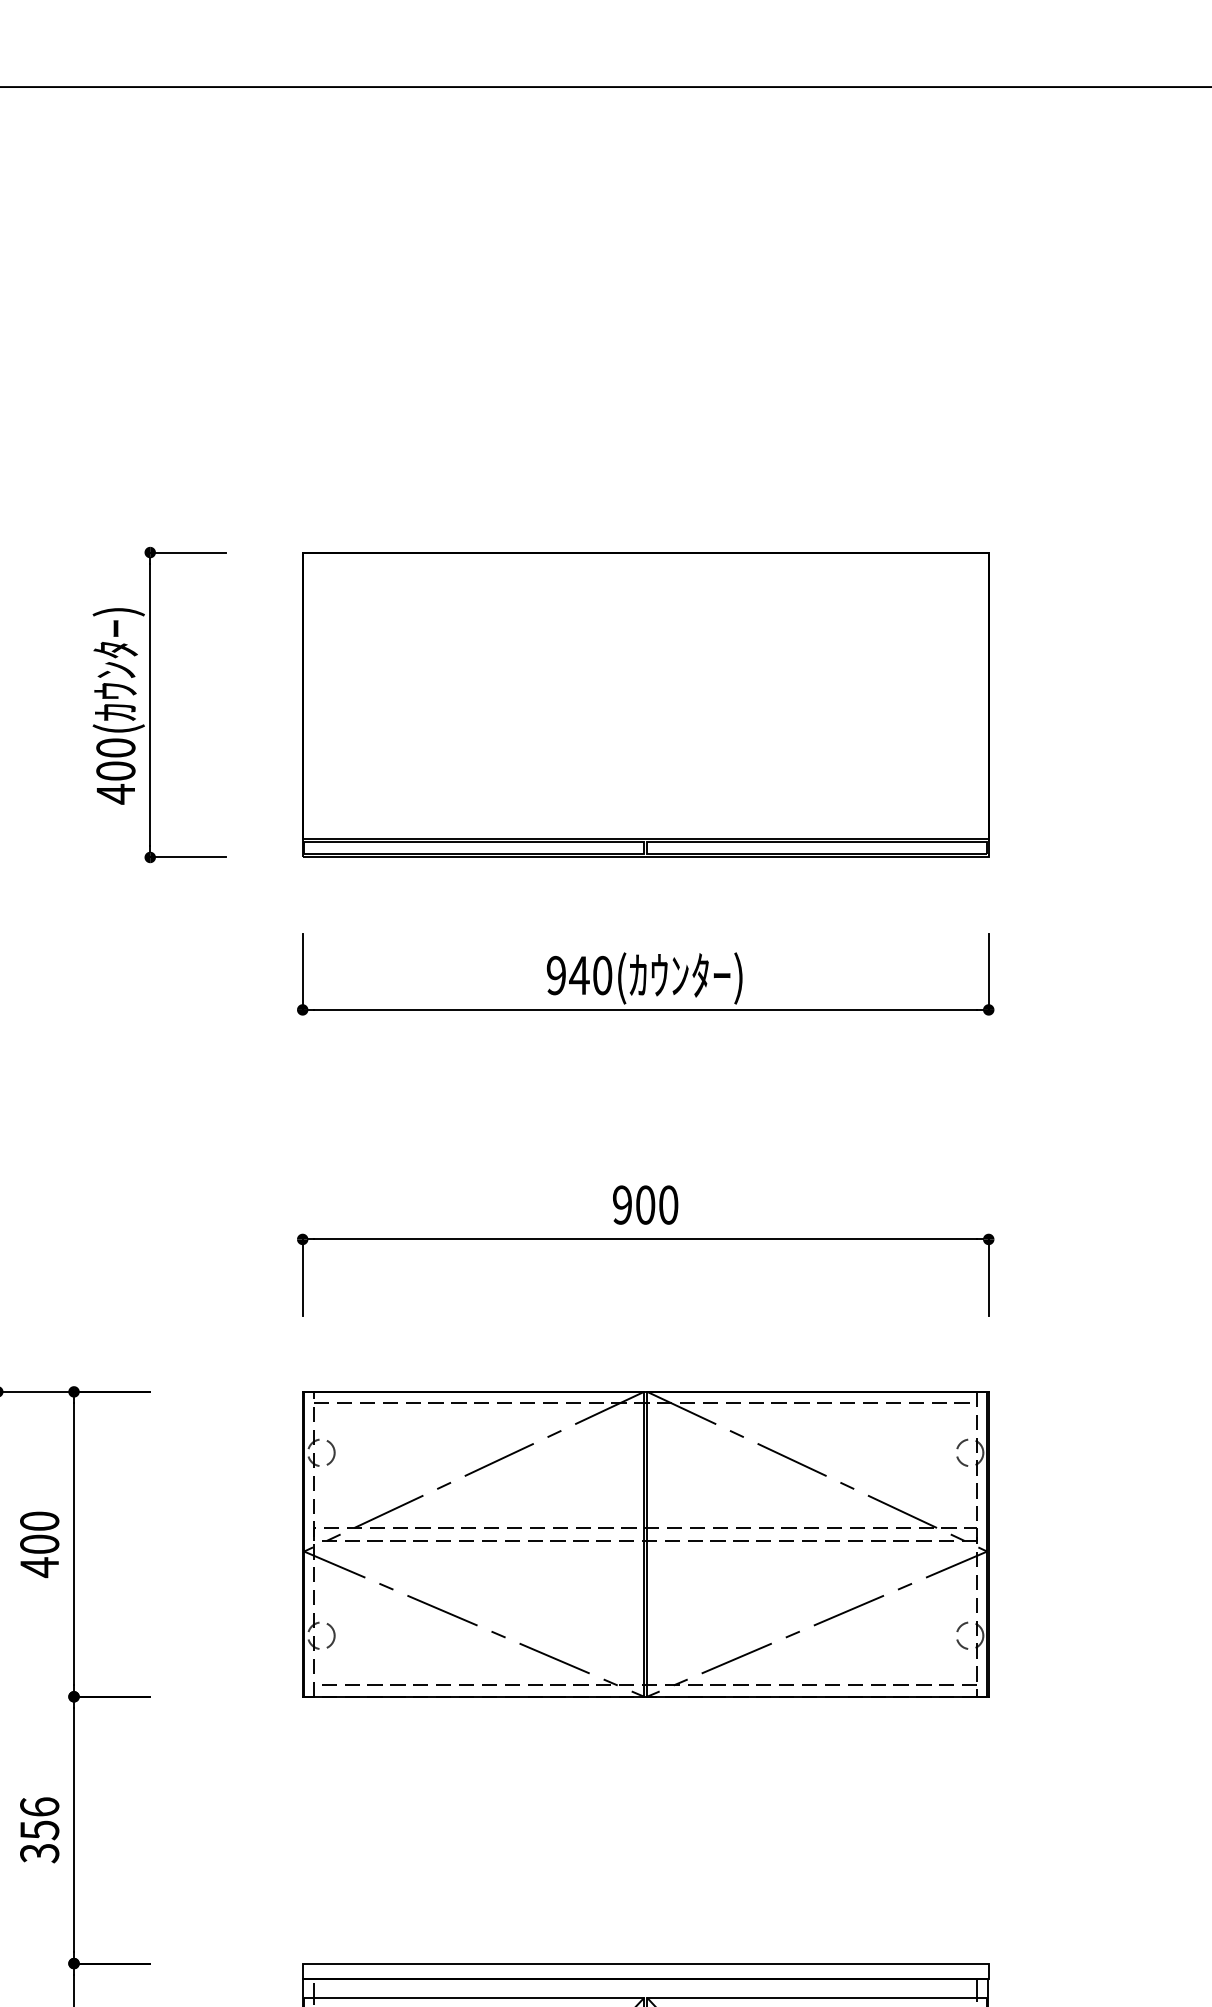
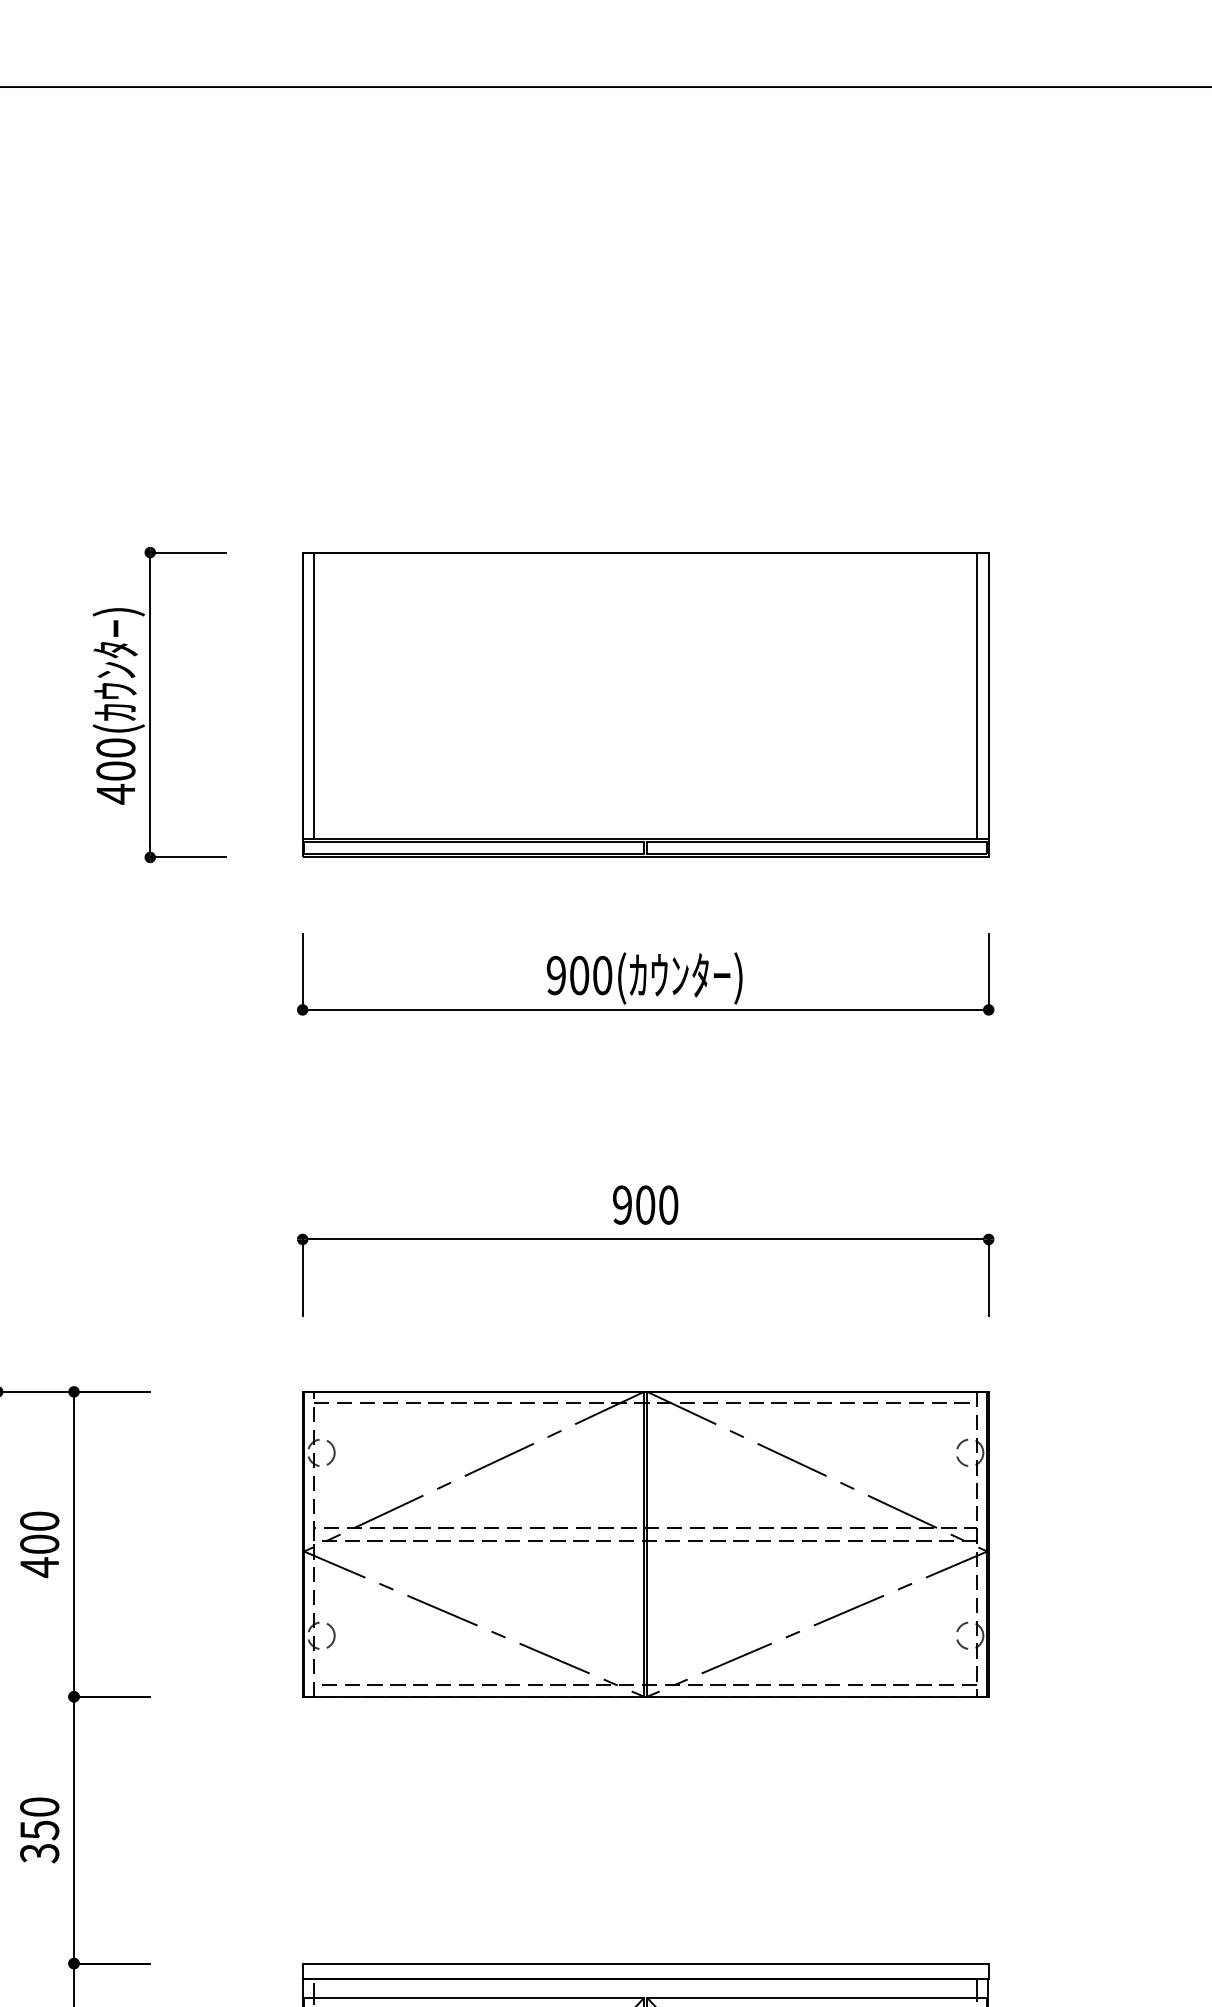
line: none -> present (314, 695)
line: none -> present (977, 695)
text: 940( -> 900( (579, 975)
text: 356 -> 350 (39, 1806)
